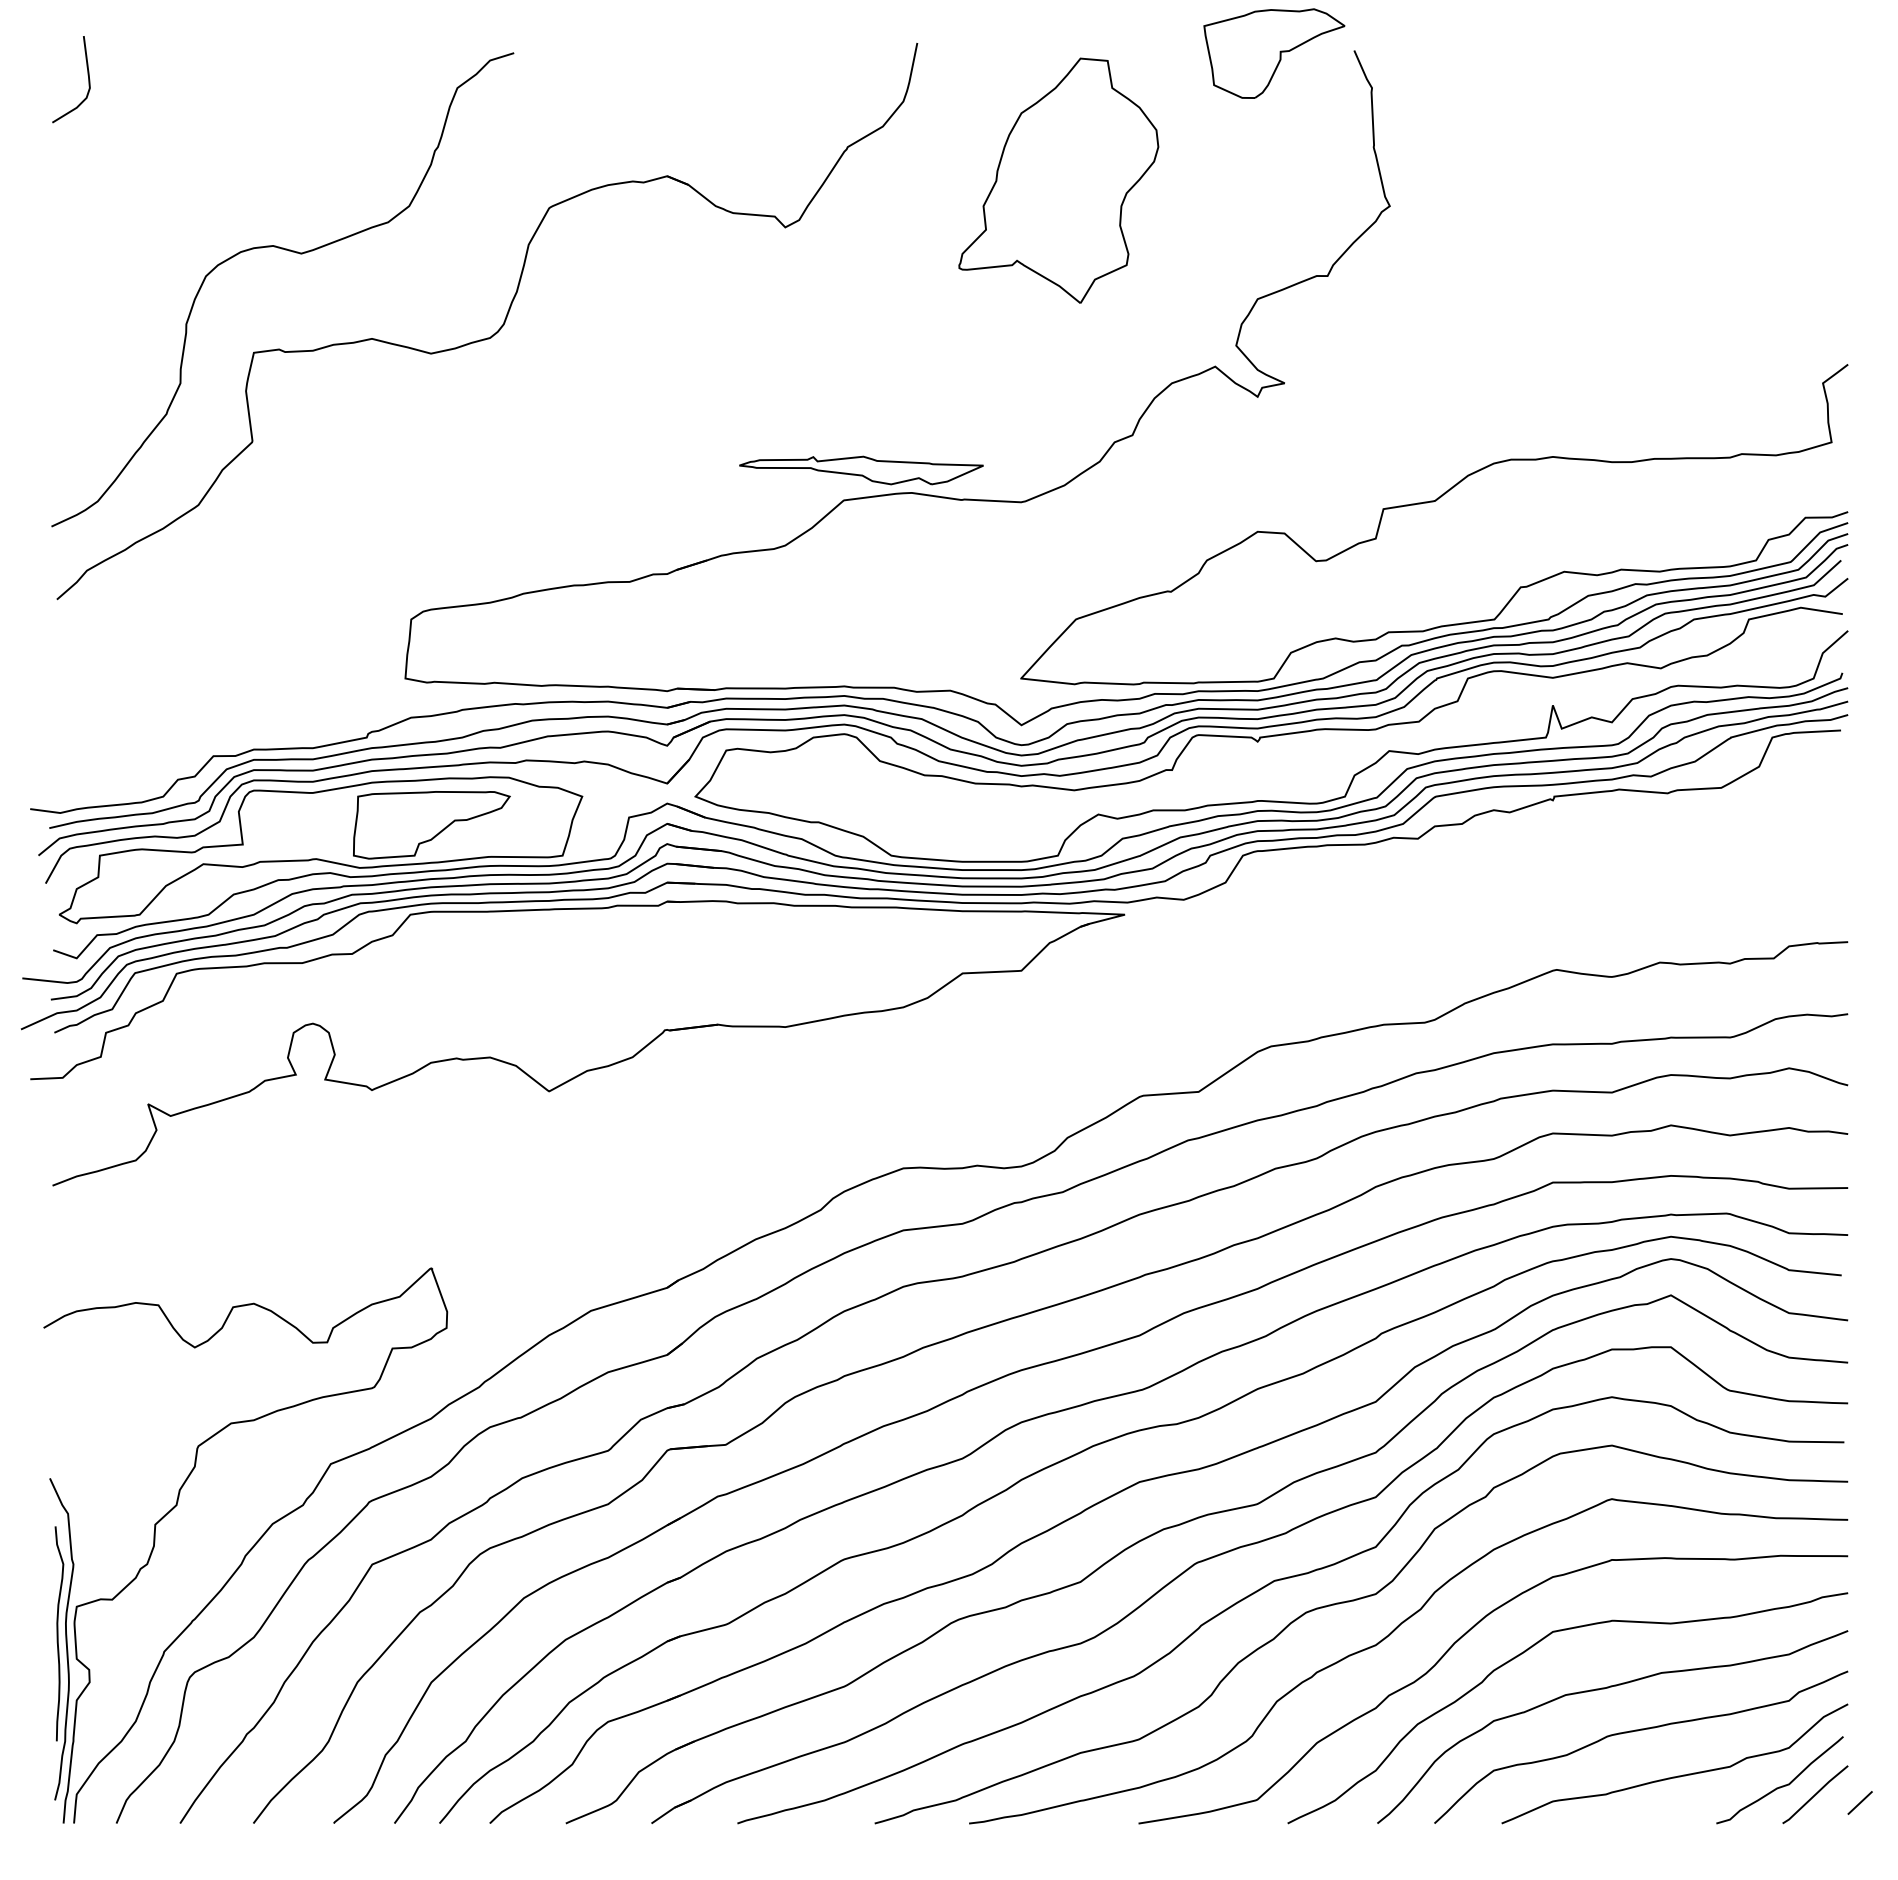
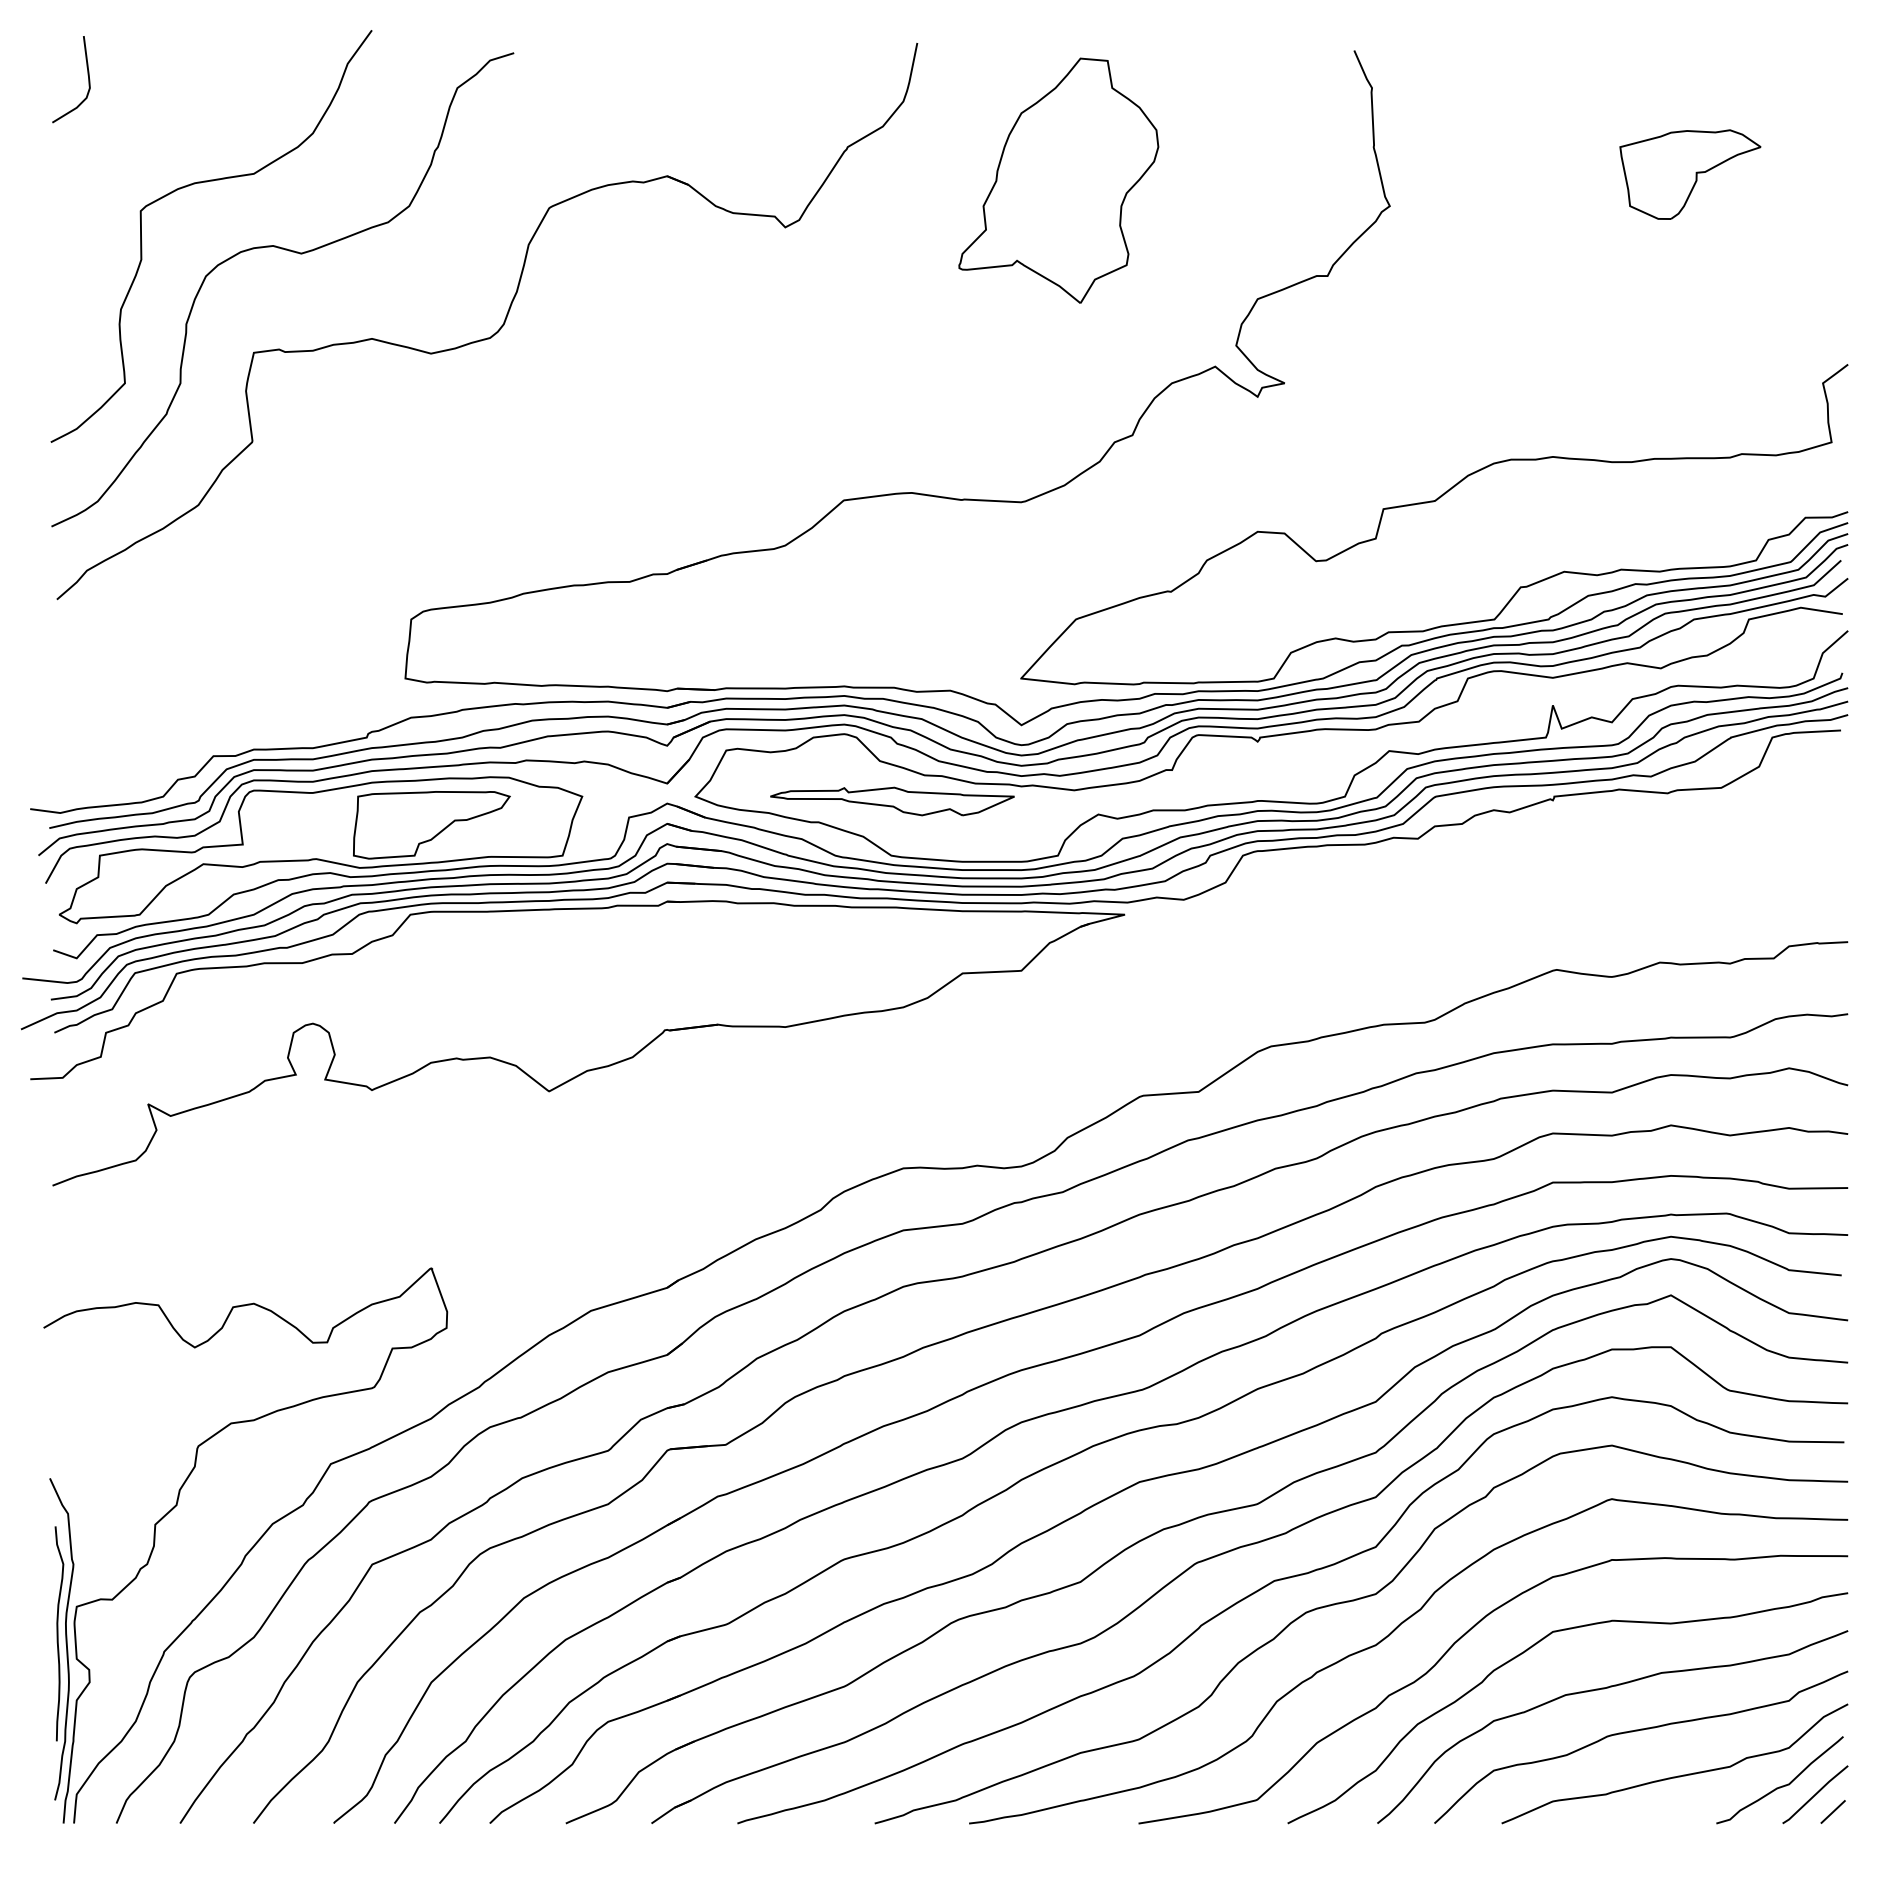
part position: (1274, 53) -> (1690, 174) (1690, 174)
curve: none -> present (201, 183)
part position: (861, 470) -> (892, 801) (892, 801)
line position: (1859, 1802) -> (1832, 1811) (1832, 1811)
